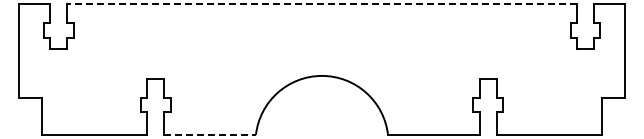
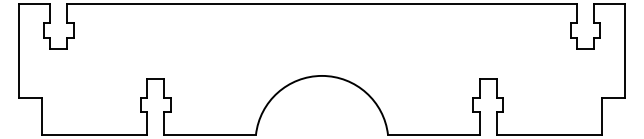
line: dashed -> solid (321, 4)
line: dashed -> solid (210, 134)
